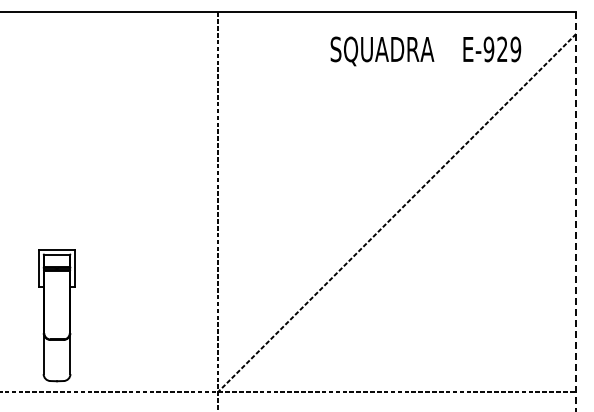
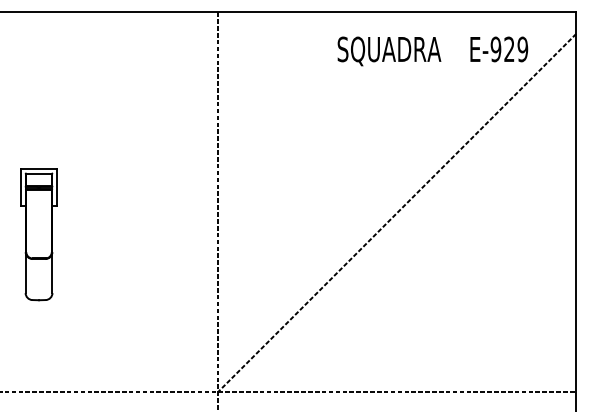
text position: (425, 51) -> (432, 51) (432, 51)
line: dashed -> solid (576, 212)
part position: (56, 315) -> (38, 234) (38, 234)
